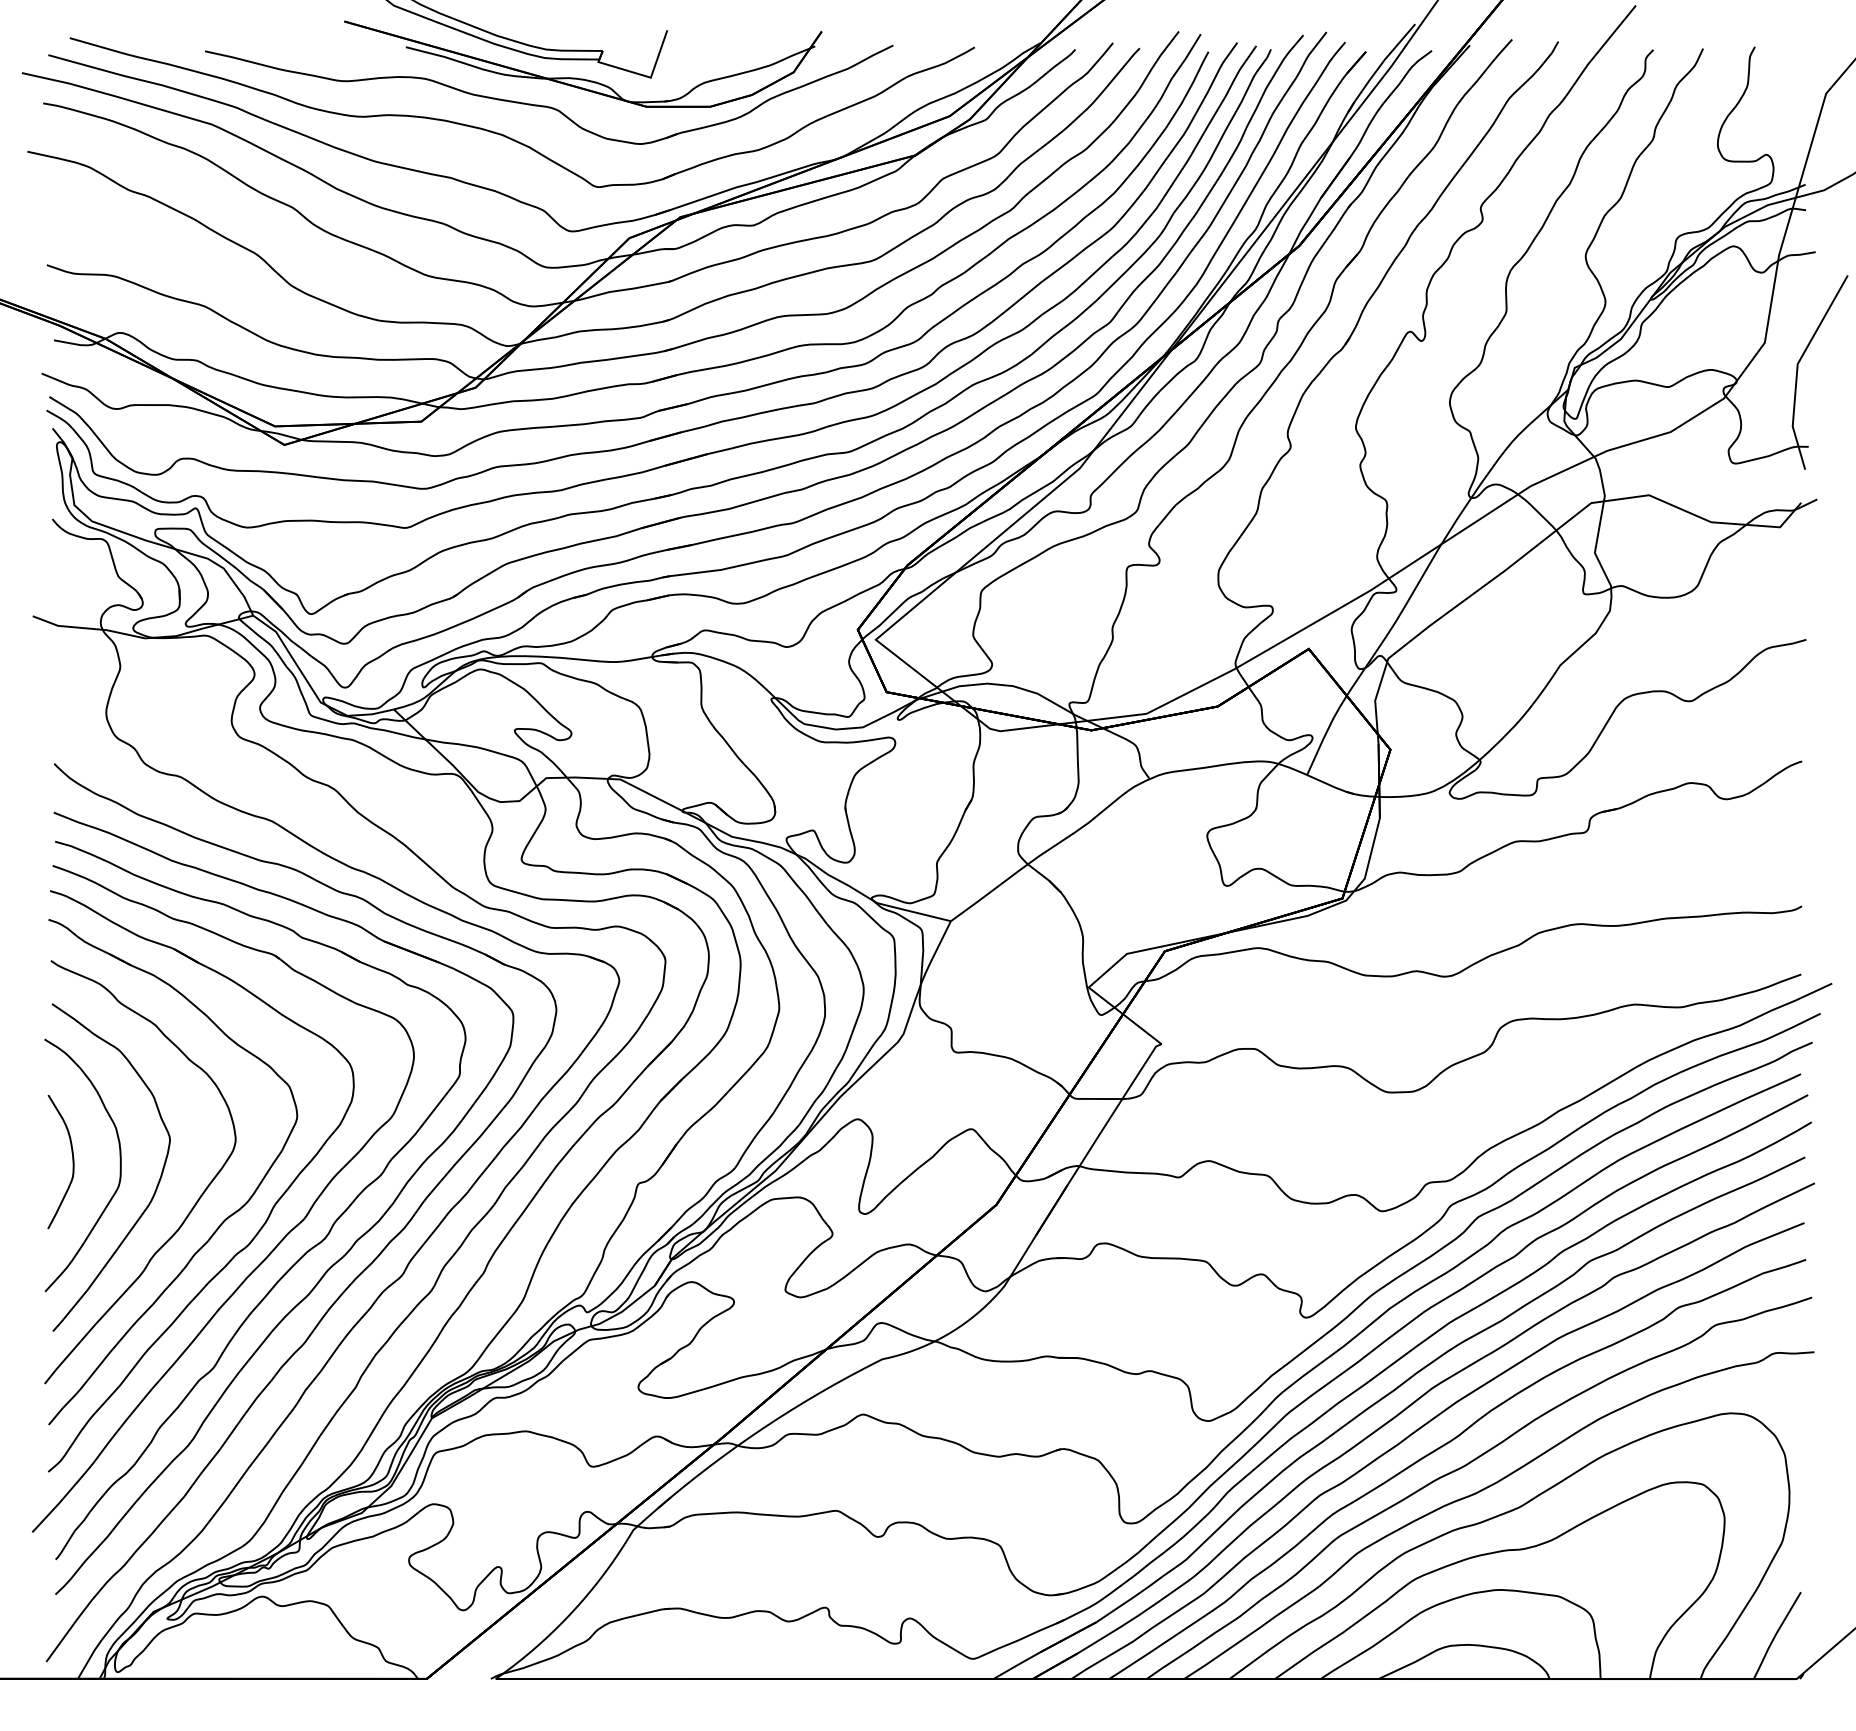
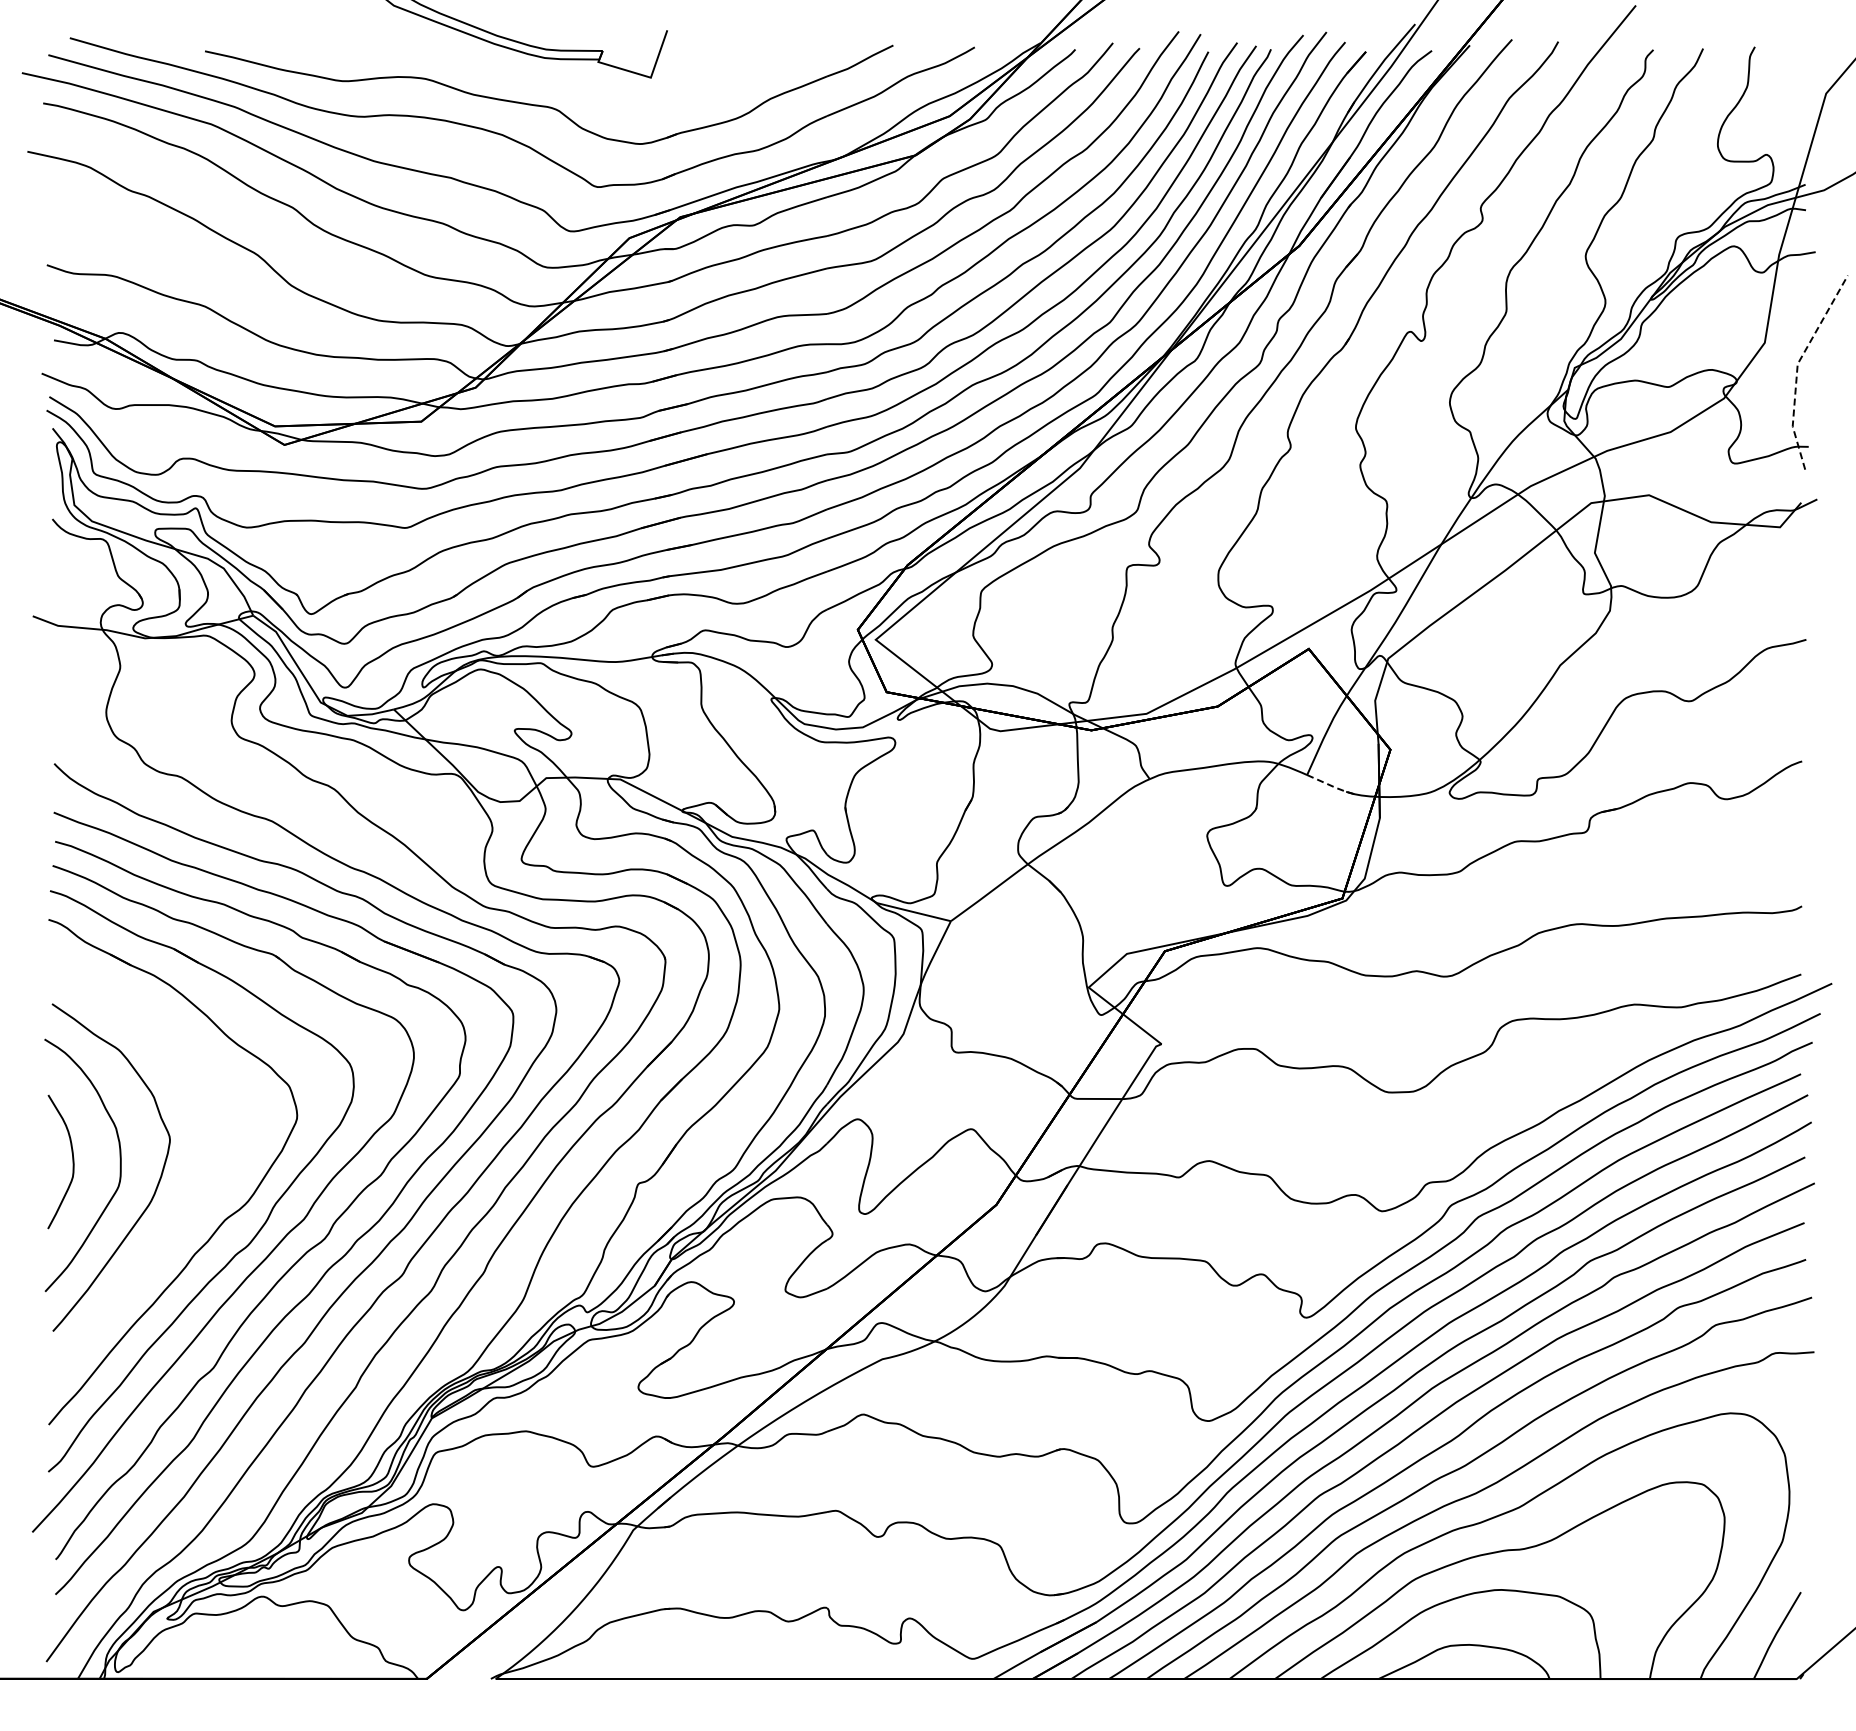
part: present -> none (583, 78)
line: solid -> dashed (1797, 367)
line: solid -> dashed (1331, 785)
curve: present -> none (191, 1208)
